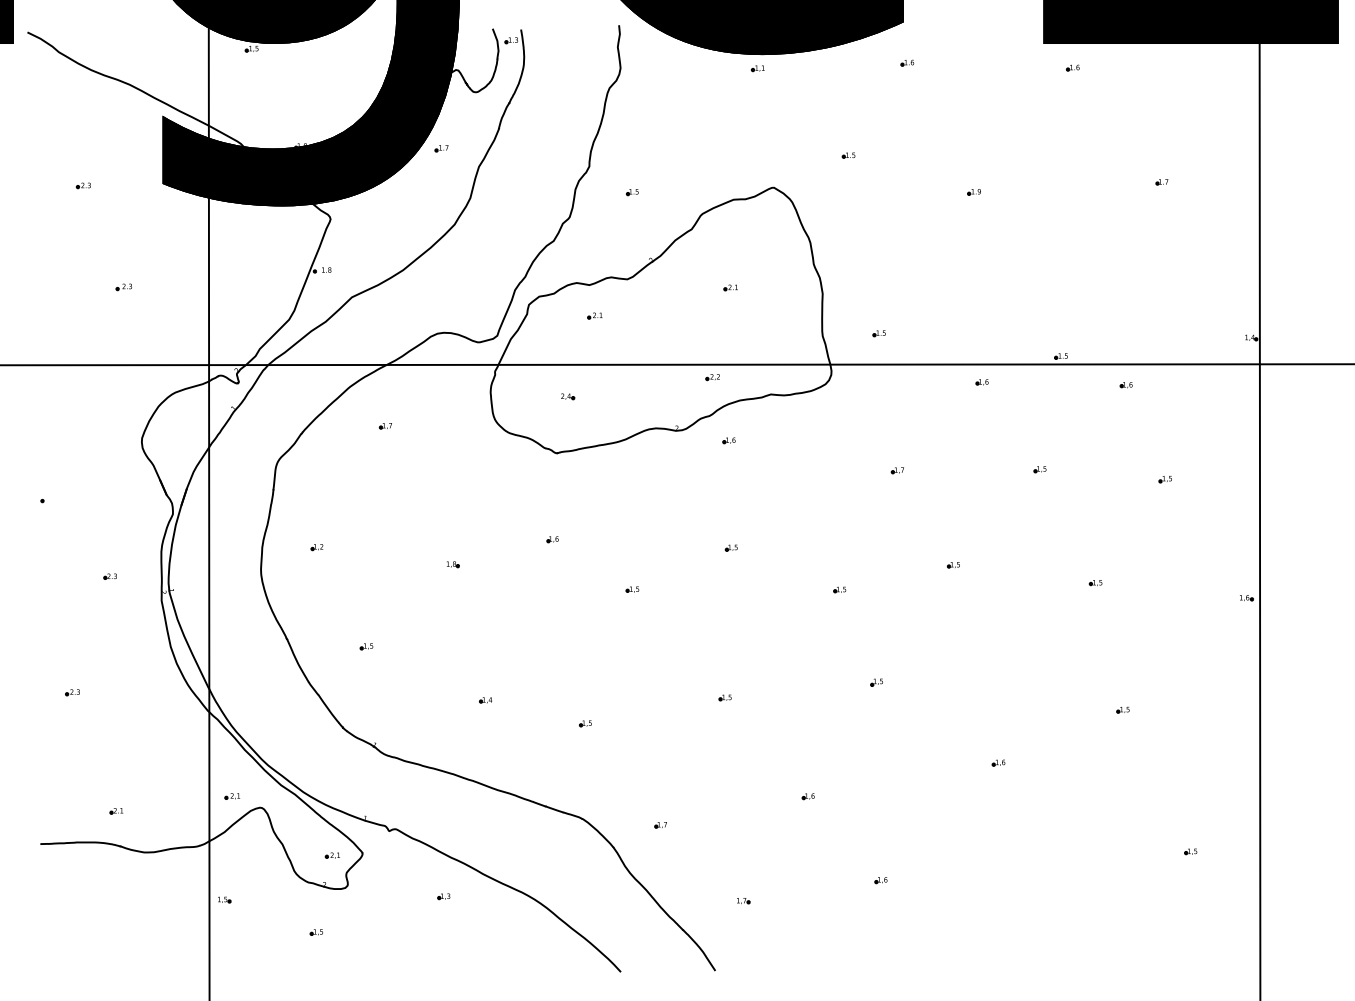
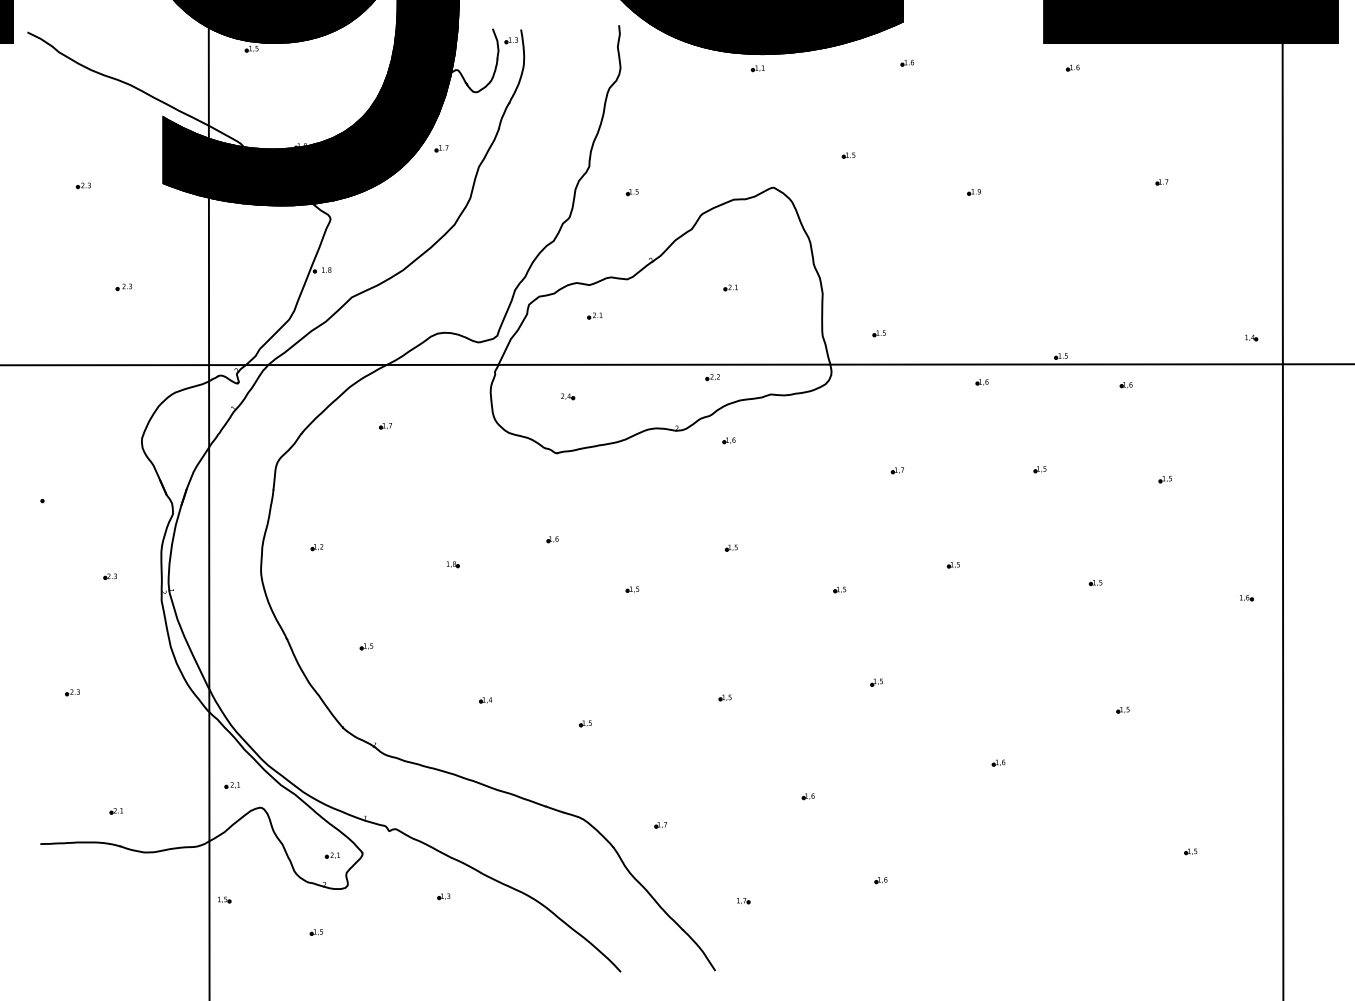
line position: (1259, 499) -> (1282, 499) (1282, 499)
part position: (232, 796) -> (232, 785) (232, 785)
